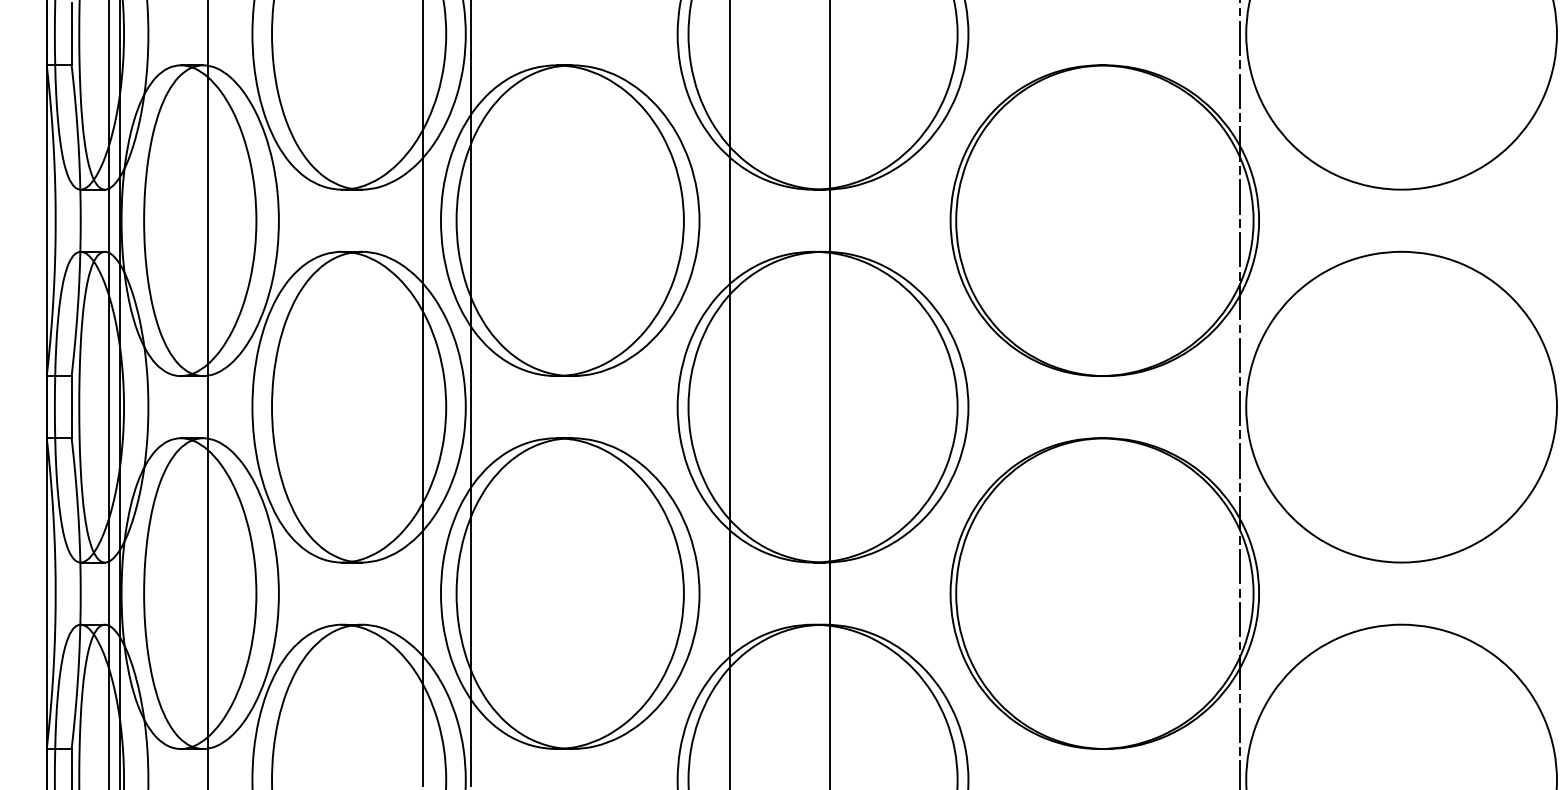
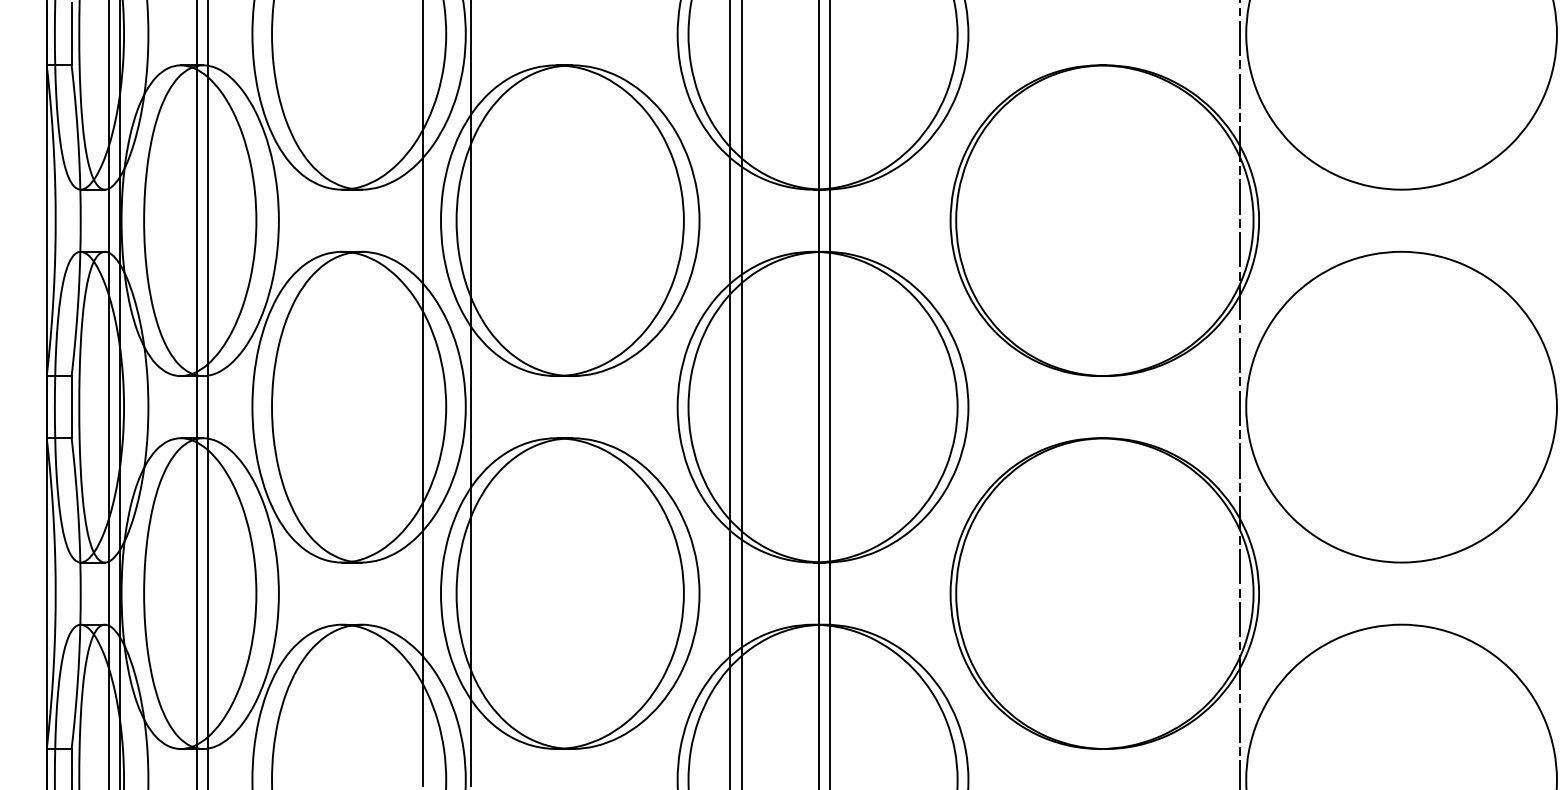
line: none -> present (197, 394)
line: none -> present (741, 394)
line: none -> present (818, 394)
